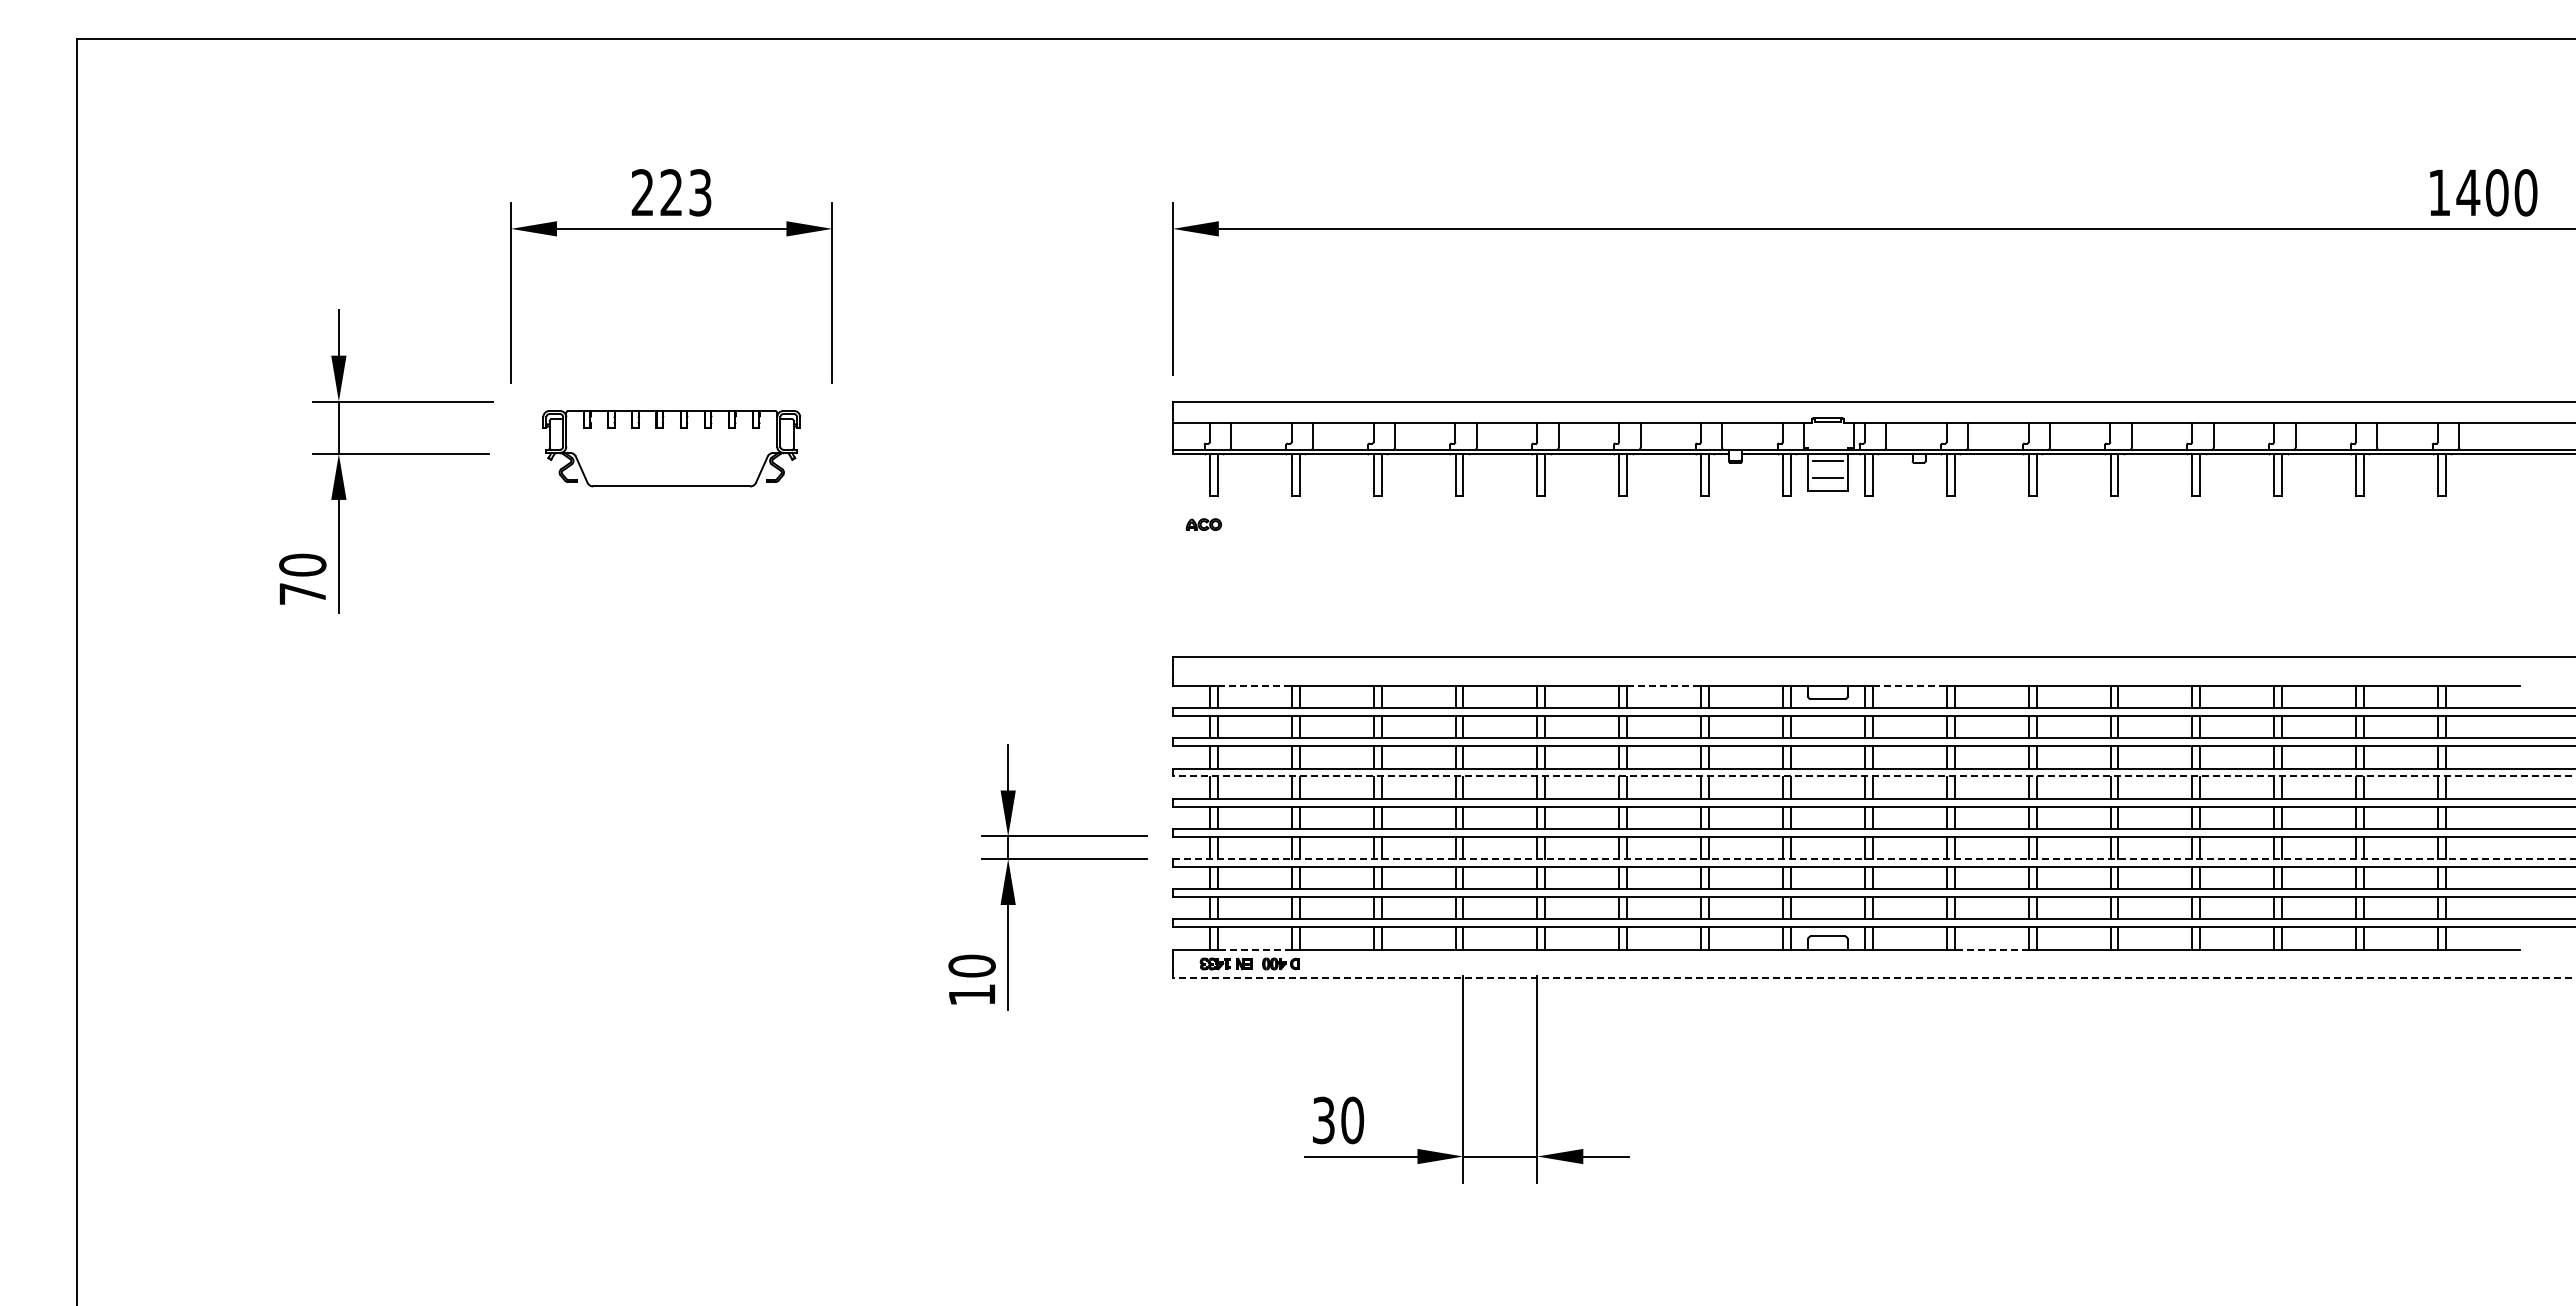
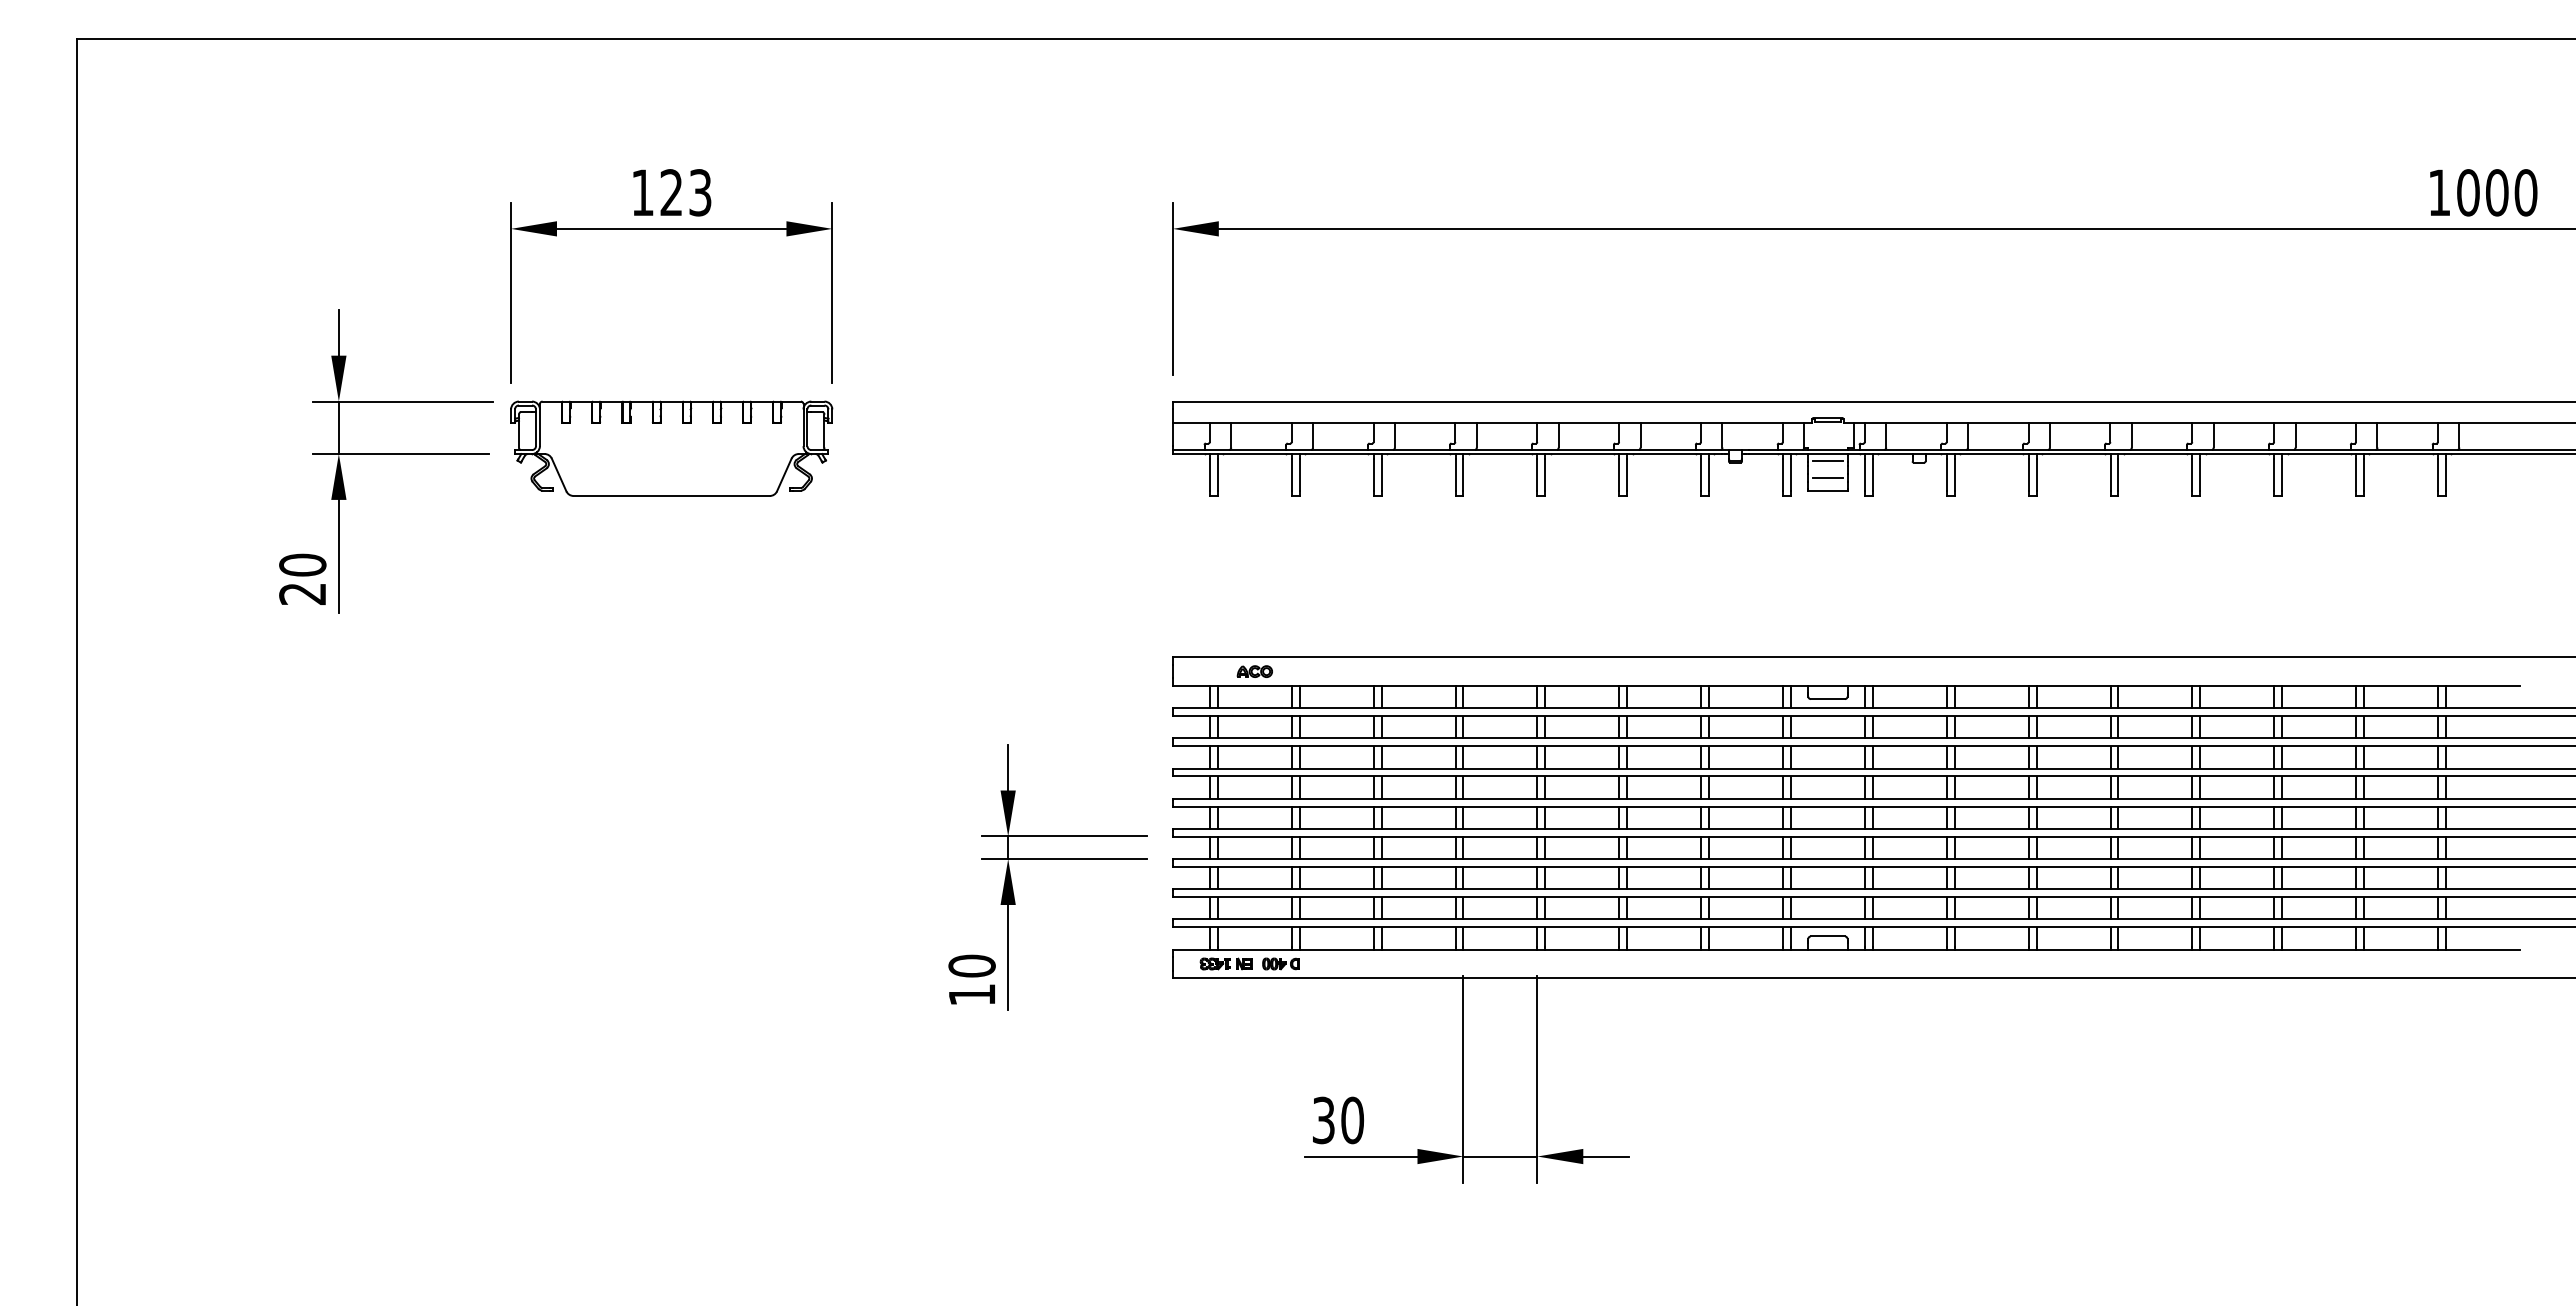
text: 223 -> 123 (642, 192)
text: 1400 -> 1000 (2468, 192)
part size: 260x78 px -> 324x97 px (671, 448)
part position: (1203, 524) -> (1254, 671) (1254, 671)
text: 70 -> 20 (302, 593)
line: dashed -> solid (1255, 686)
line: dashed -> solid (1664, 686)
line: dashed -> solid (1910, 686)
line: dashed -> solid (1873, 776)
line: dashed -> solid (1874, 859)
line: dashed -> solid (1254, 949)
line: dashed -> solid (1991, 949)
line: dashed -> solid (1873, 978)
